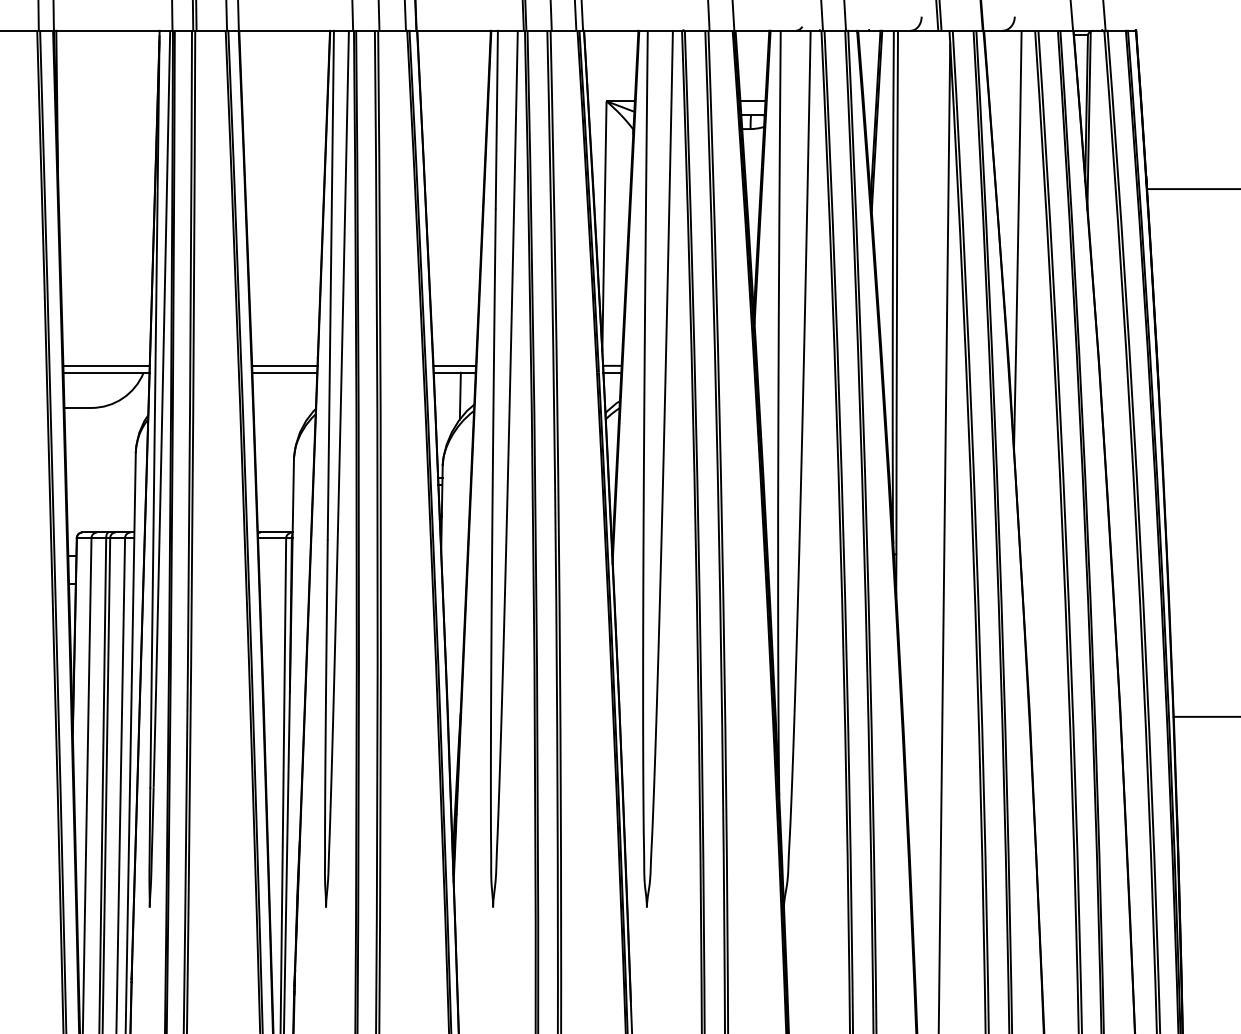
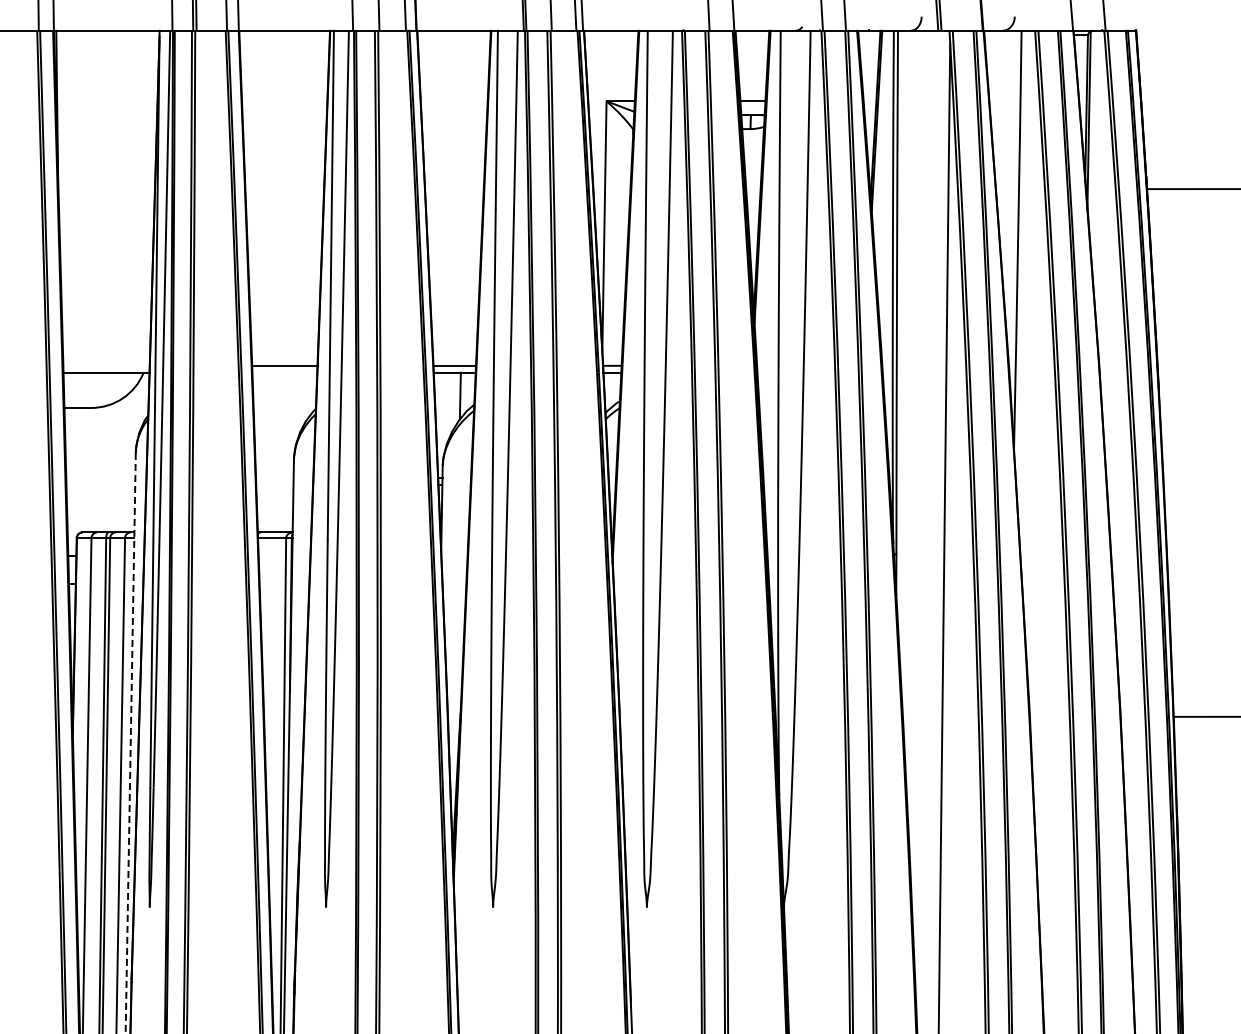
line: present -> none (106, 365)
line: present -> none (284, 372)
line: solid -> dashed (130, 743)
